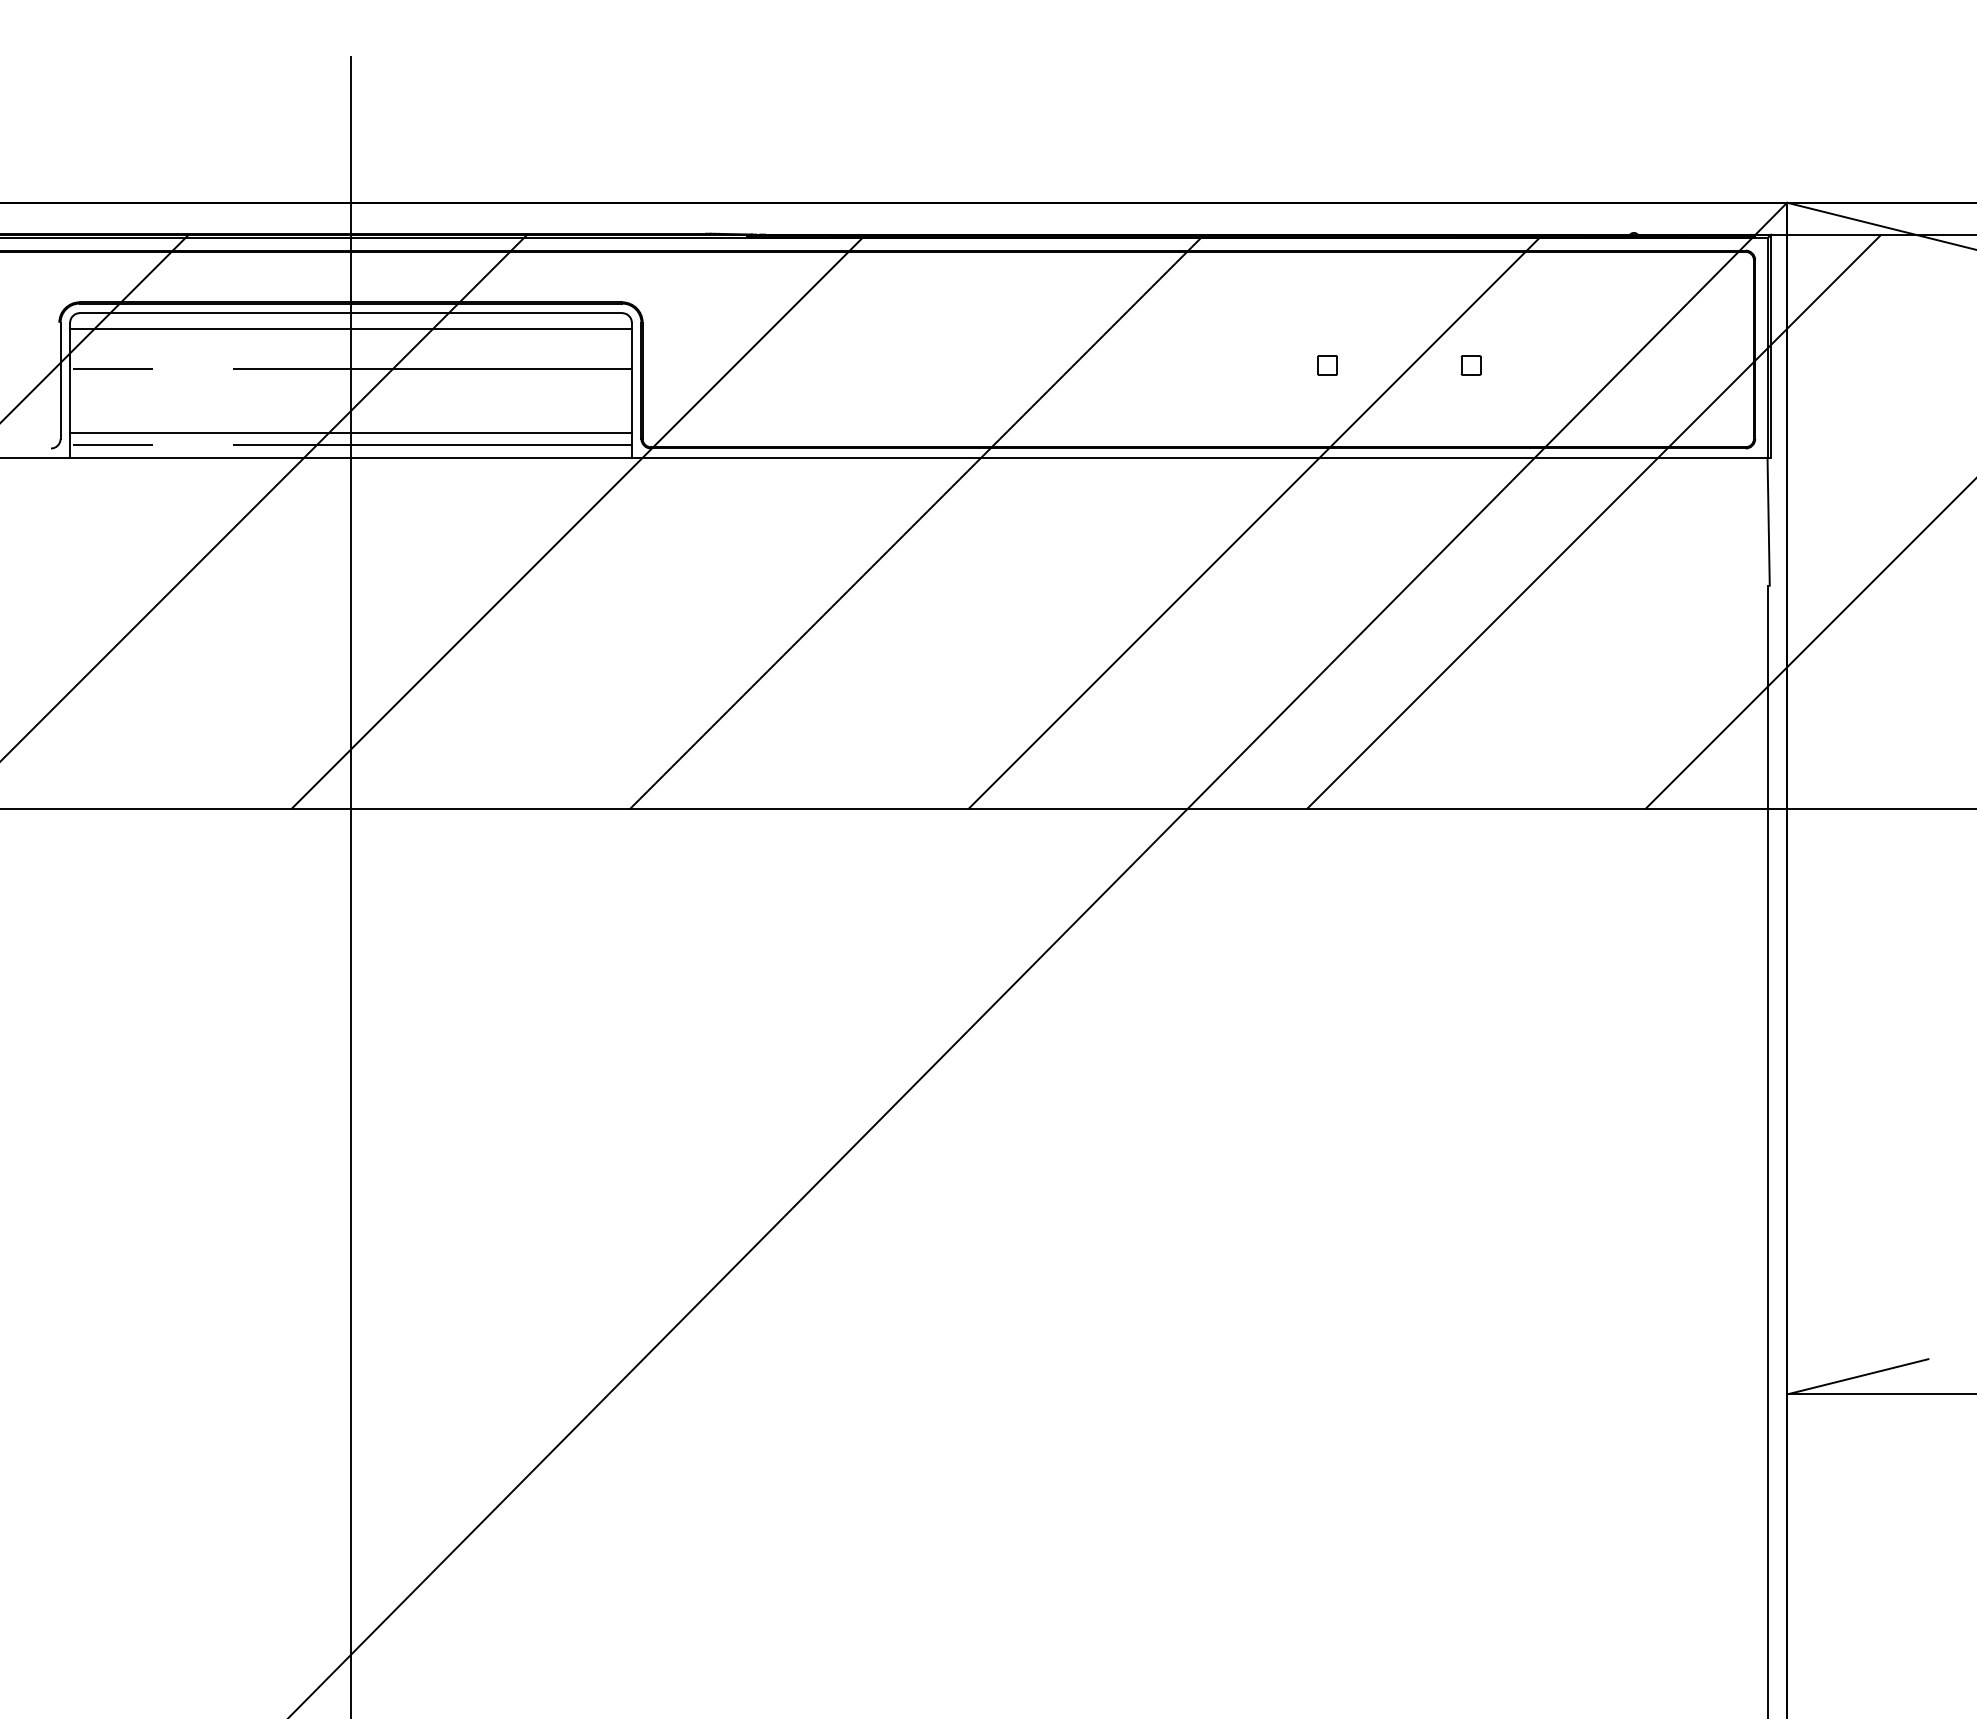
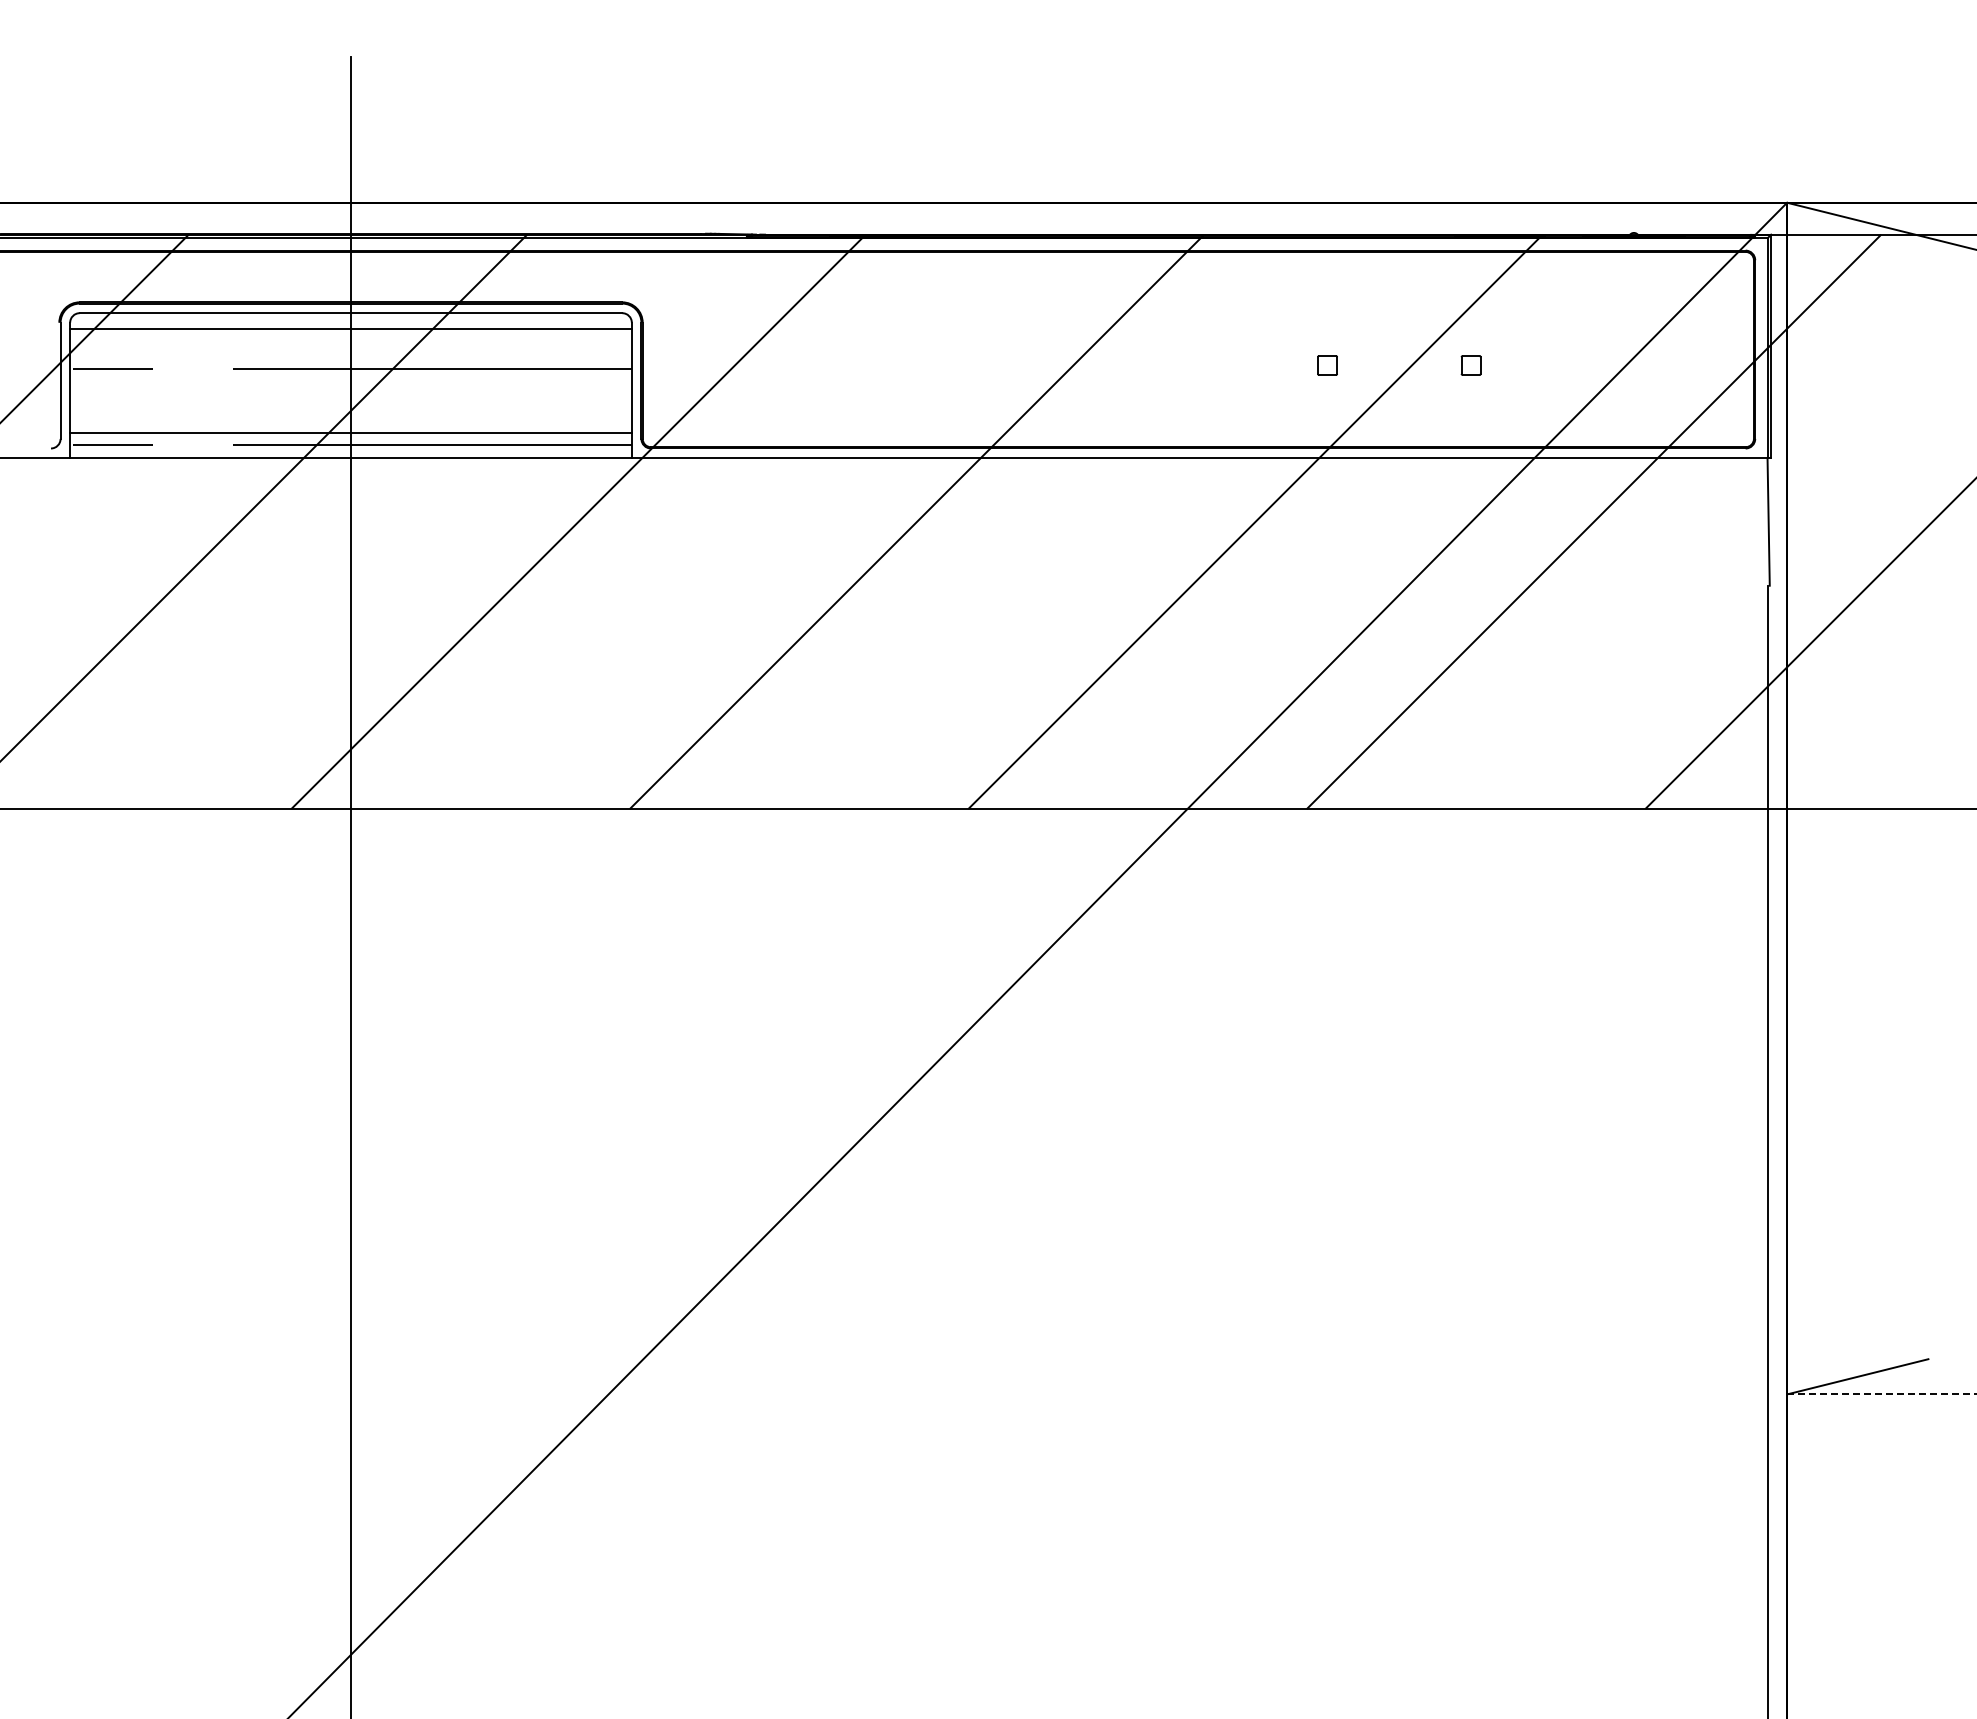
line: solid -> dashed (1882, 1394)
